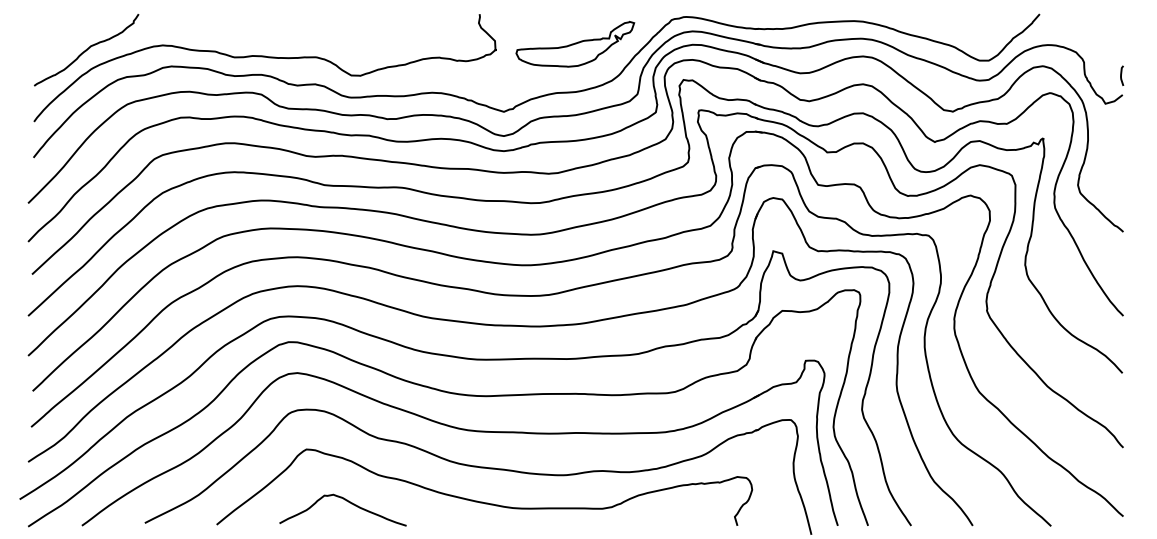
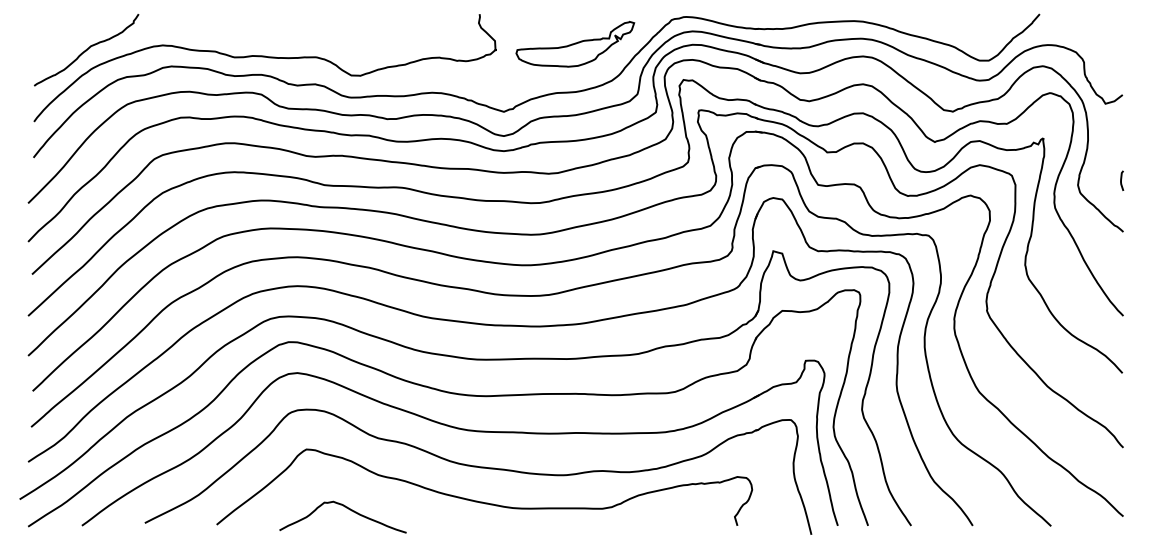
curve position: (1121, 75) -> (1121, 180) (1121, 180)
curve position: (346, 501) -> (346, 508) (346, 508)
